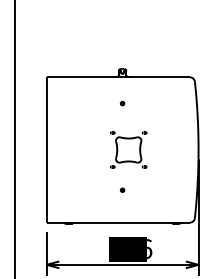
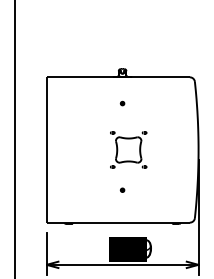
text: 596 -> 329 (149, 248)
